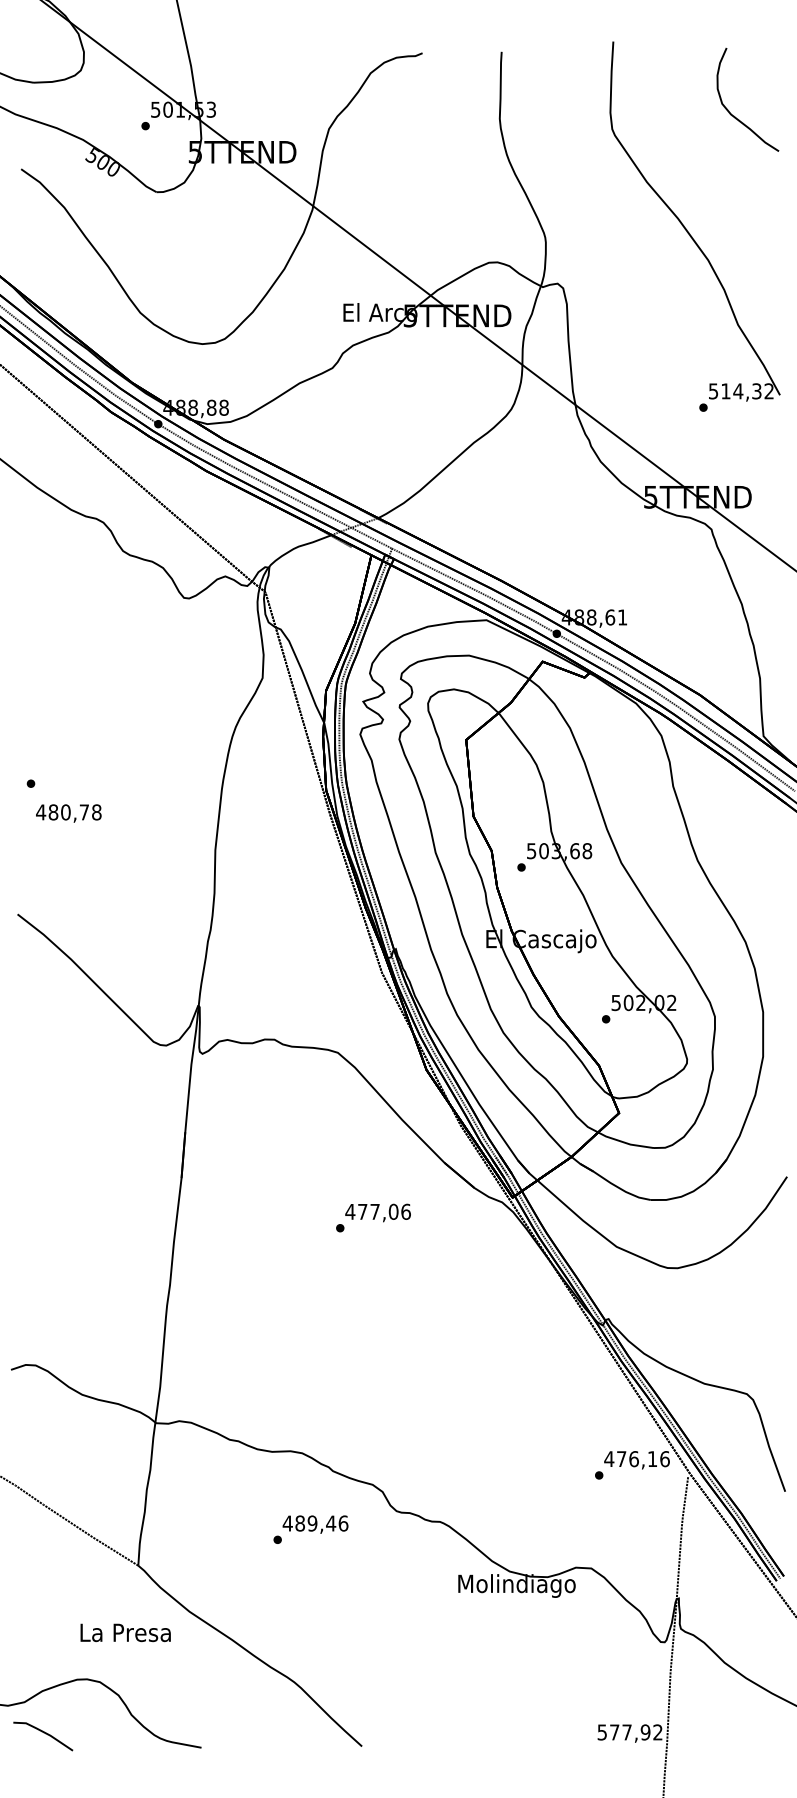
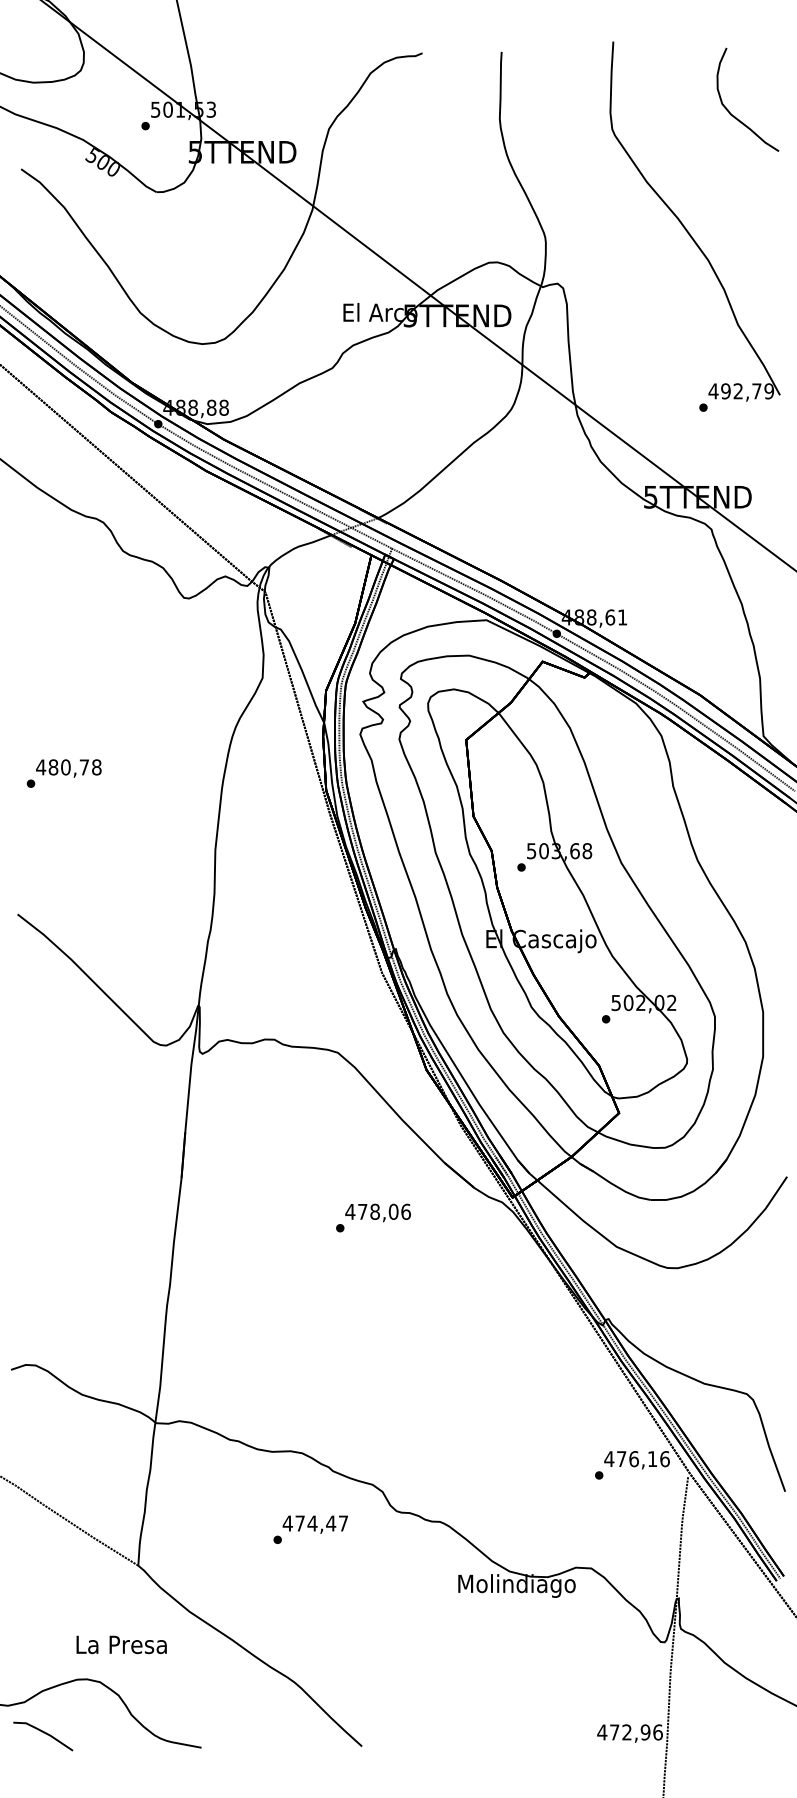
text: 514,32 -> 492,79 (741, 391)
text position: (68, 813) -> (68, 768) (68, 768)
text: 477,06 -> 478,06 (374, 1211)
text: 489,46 -> 474,47 (321, 1523)
text position: (125, 1632) -> (121, 1644) (121, 1644)
text: 577,92 -> 472,96 (629, 1732)
